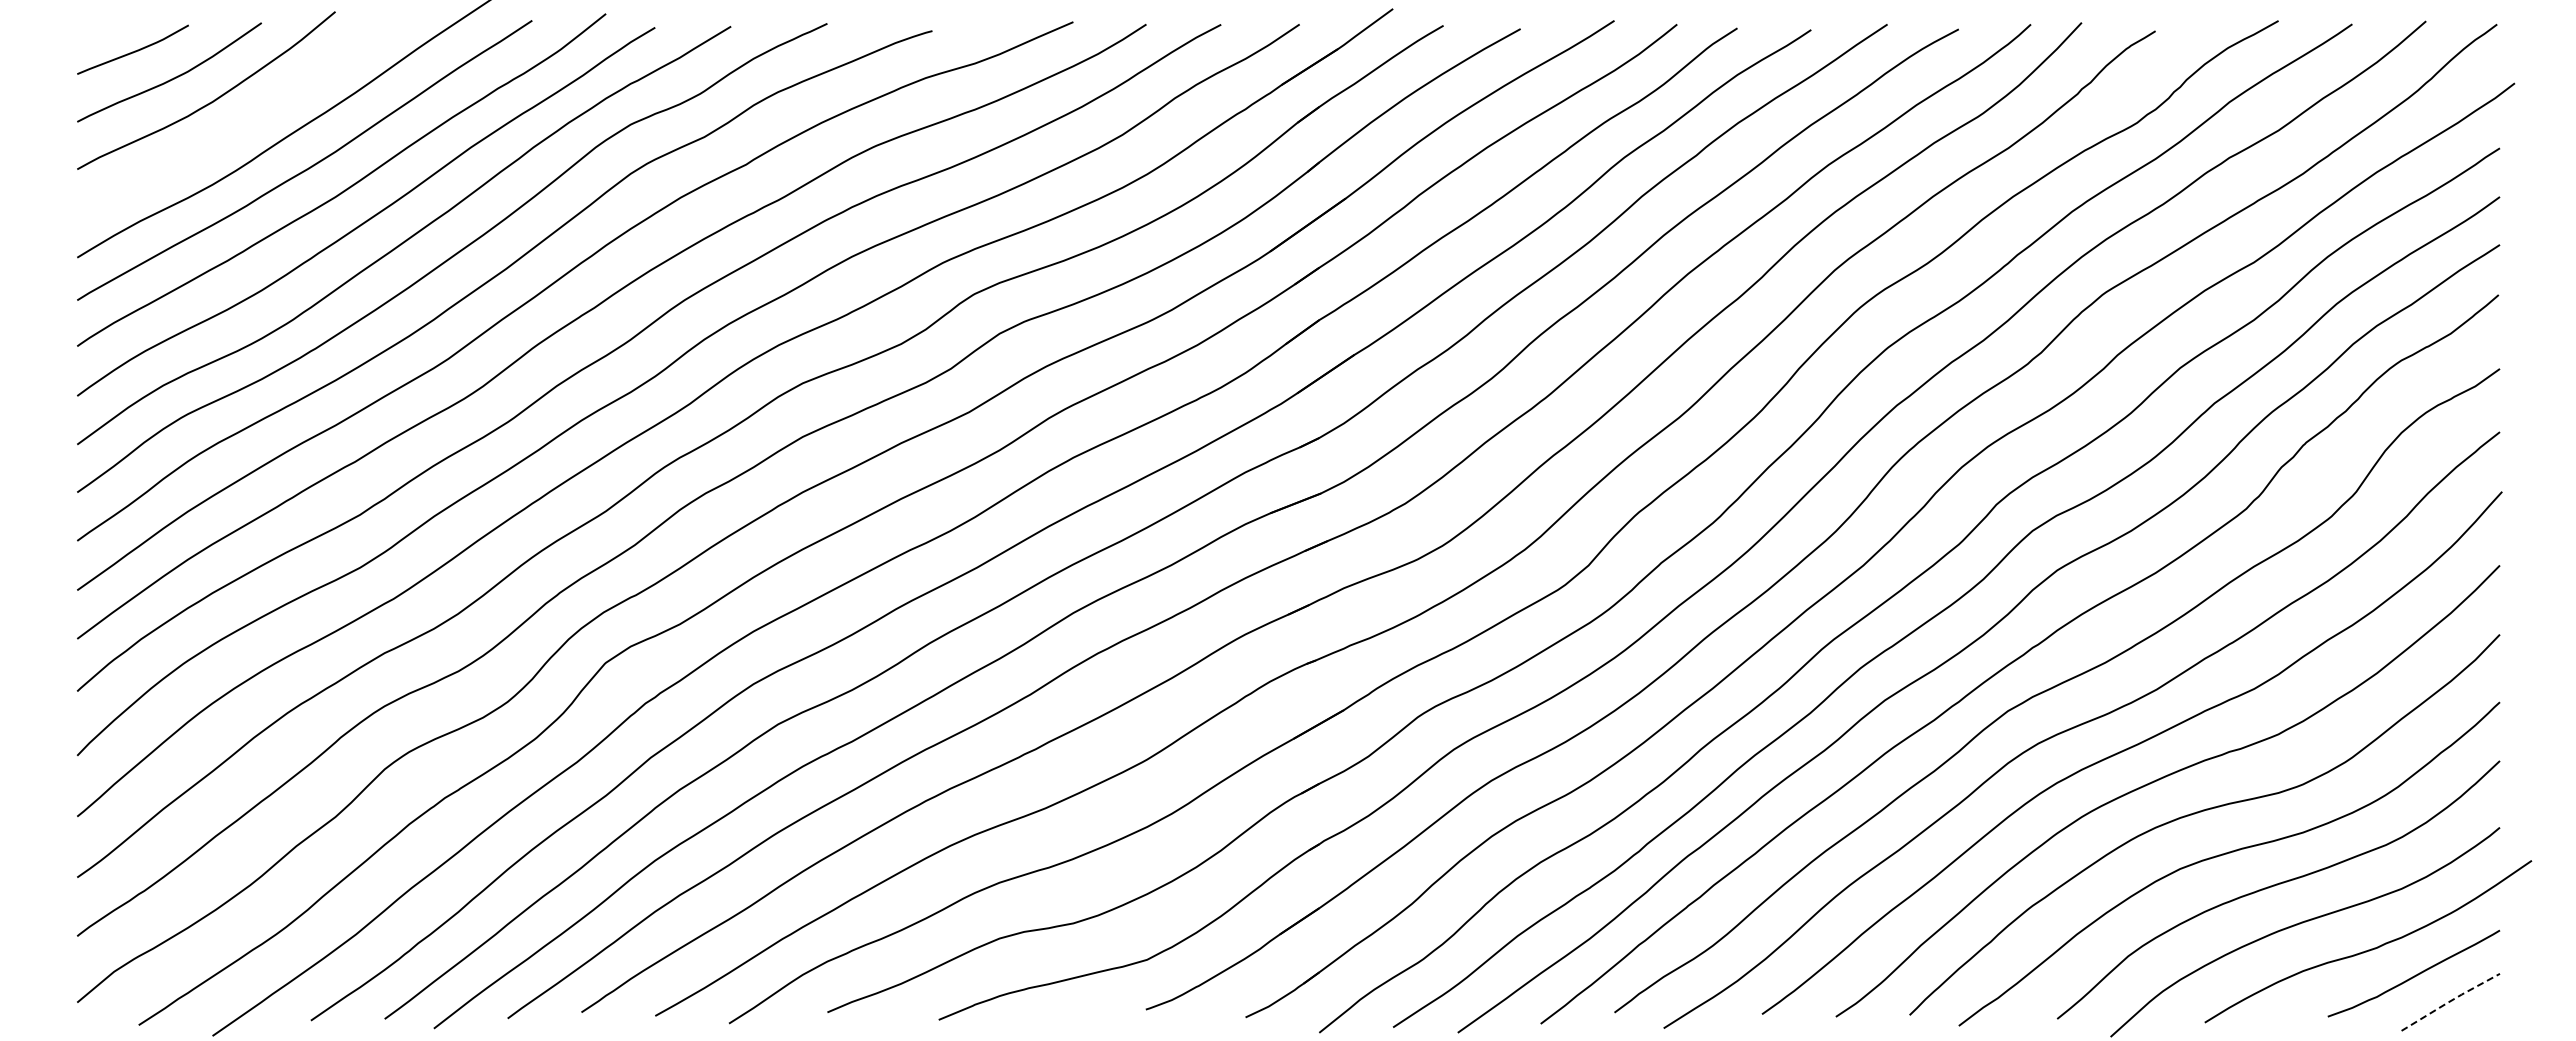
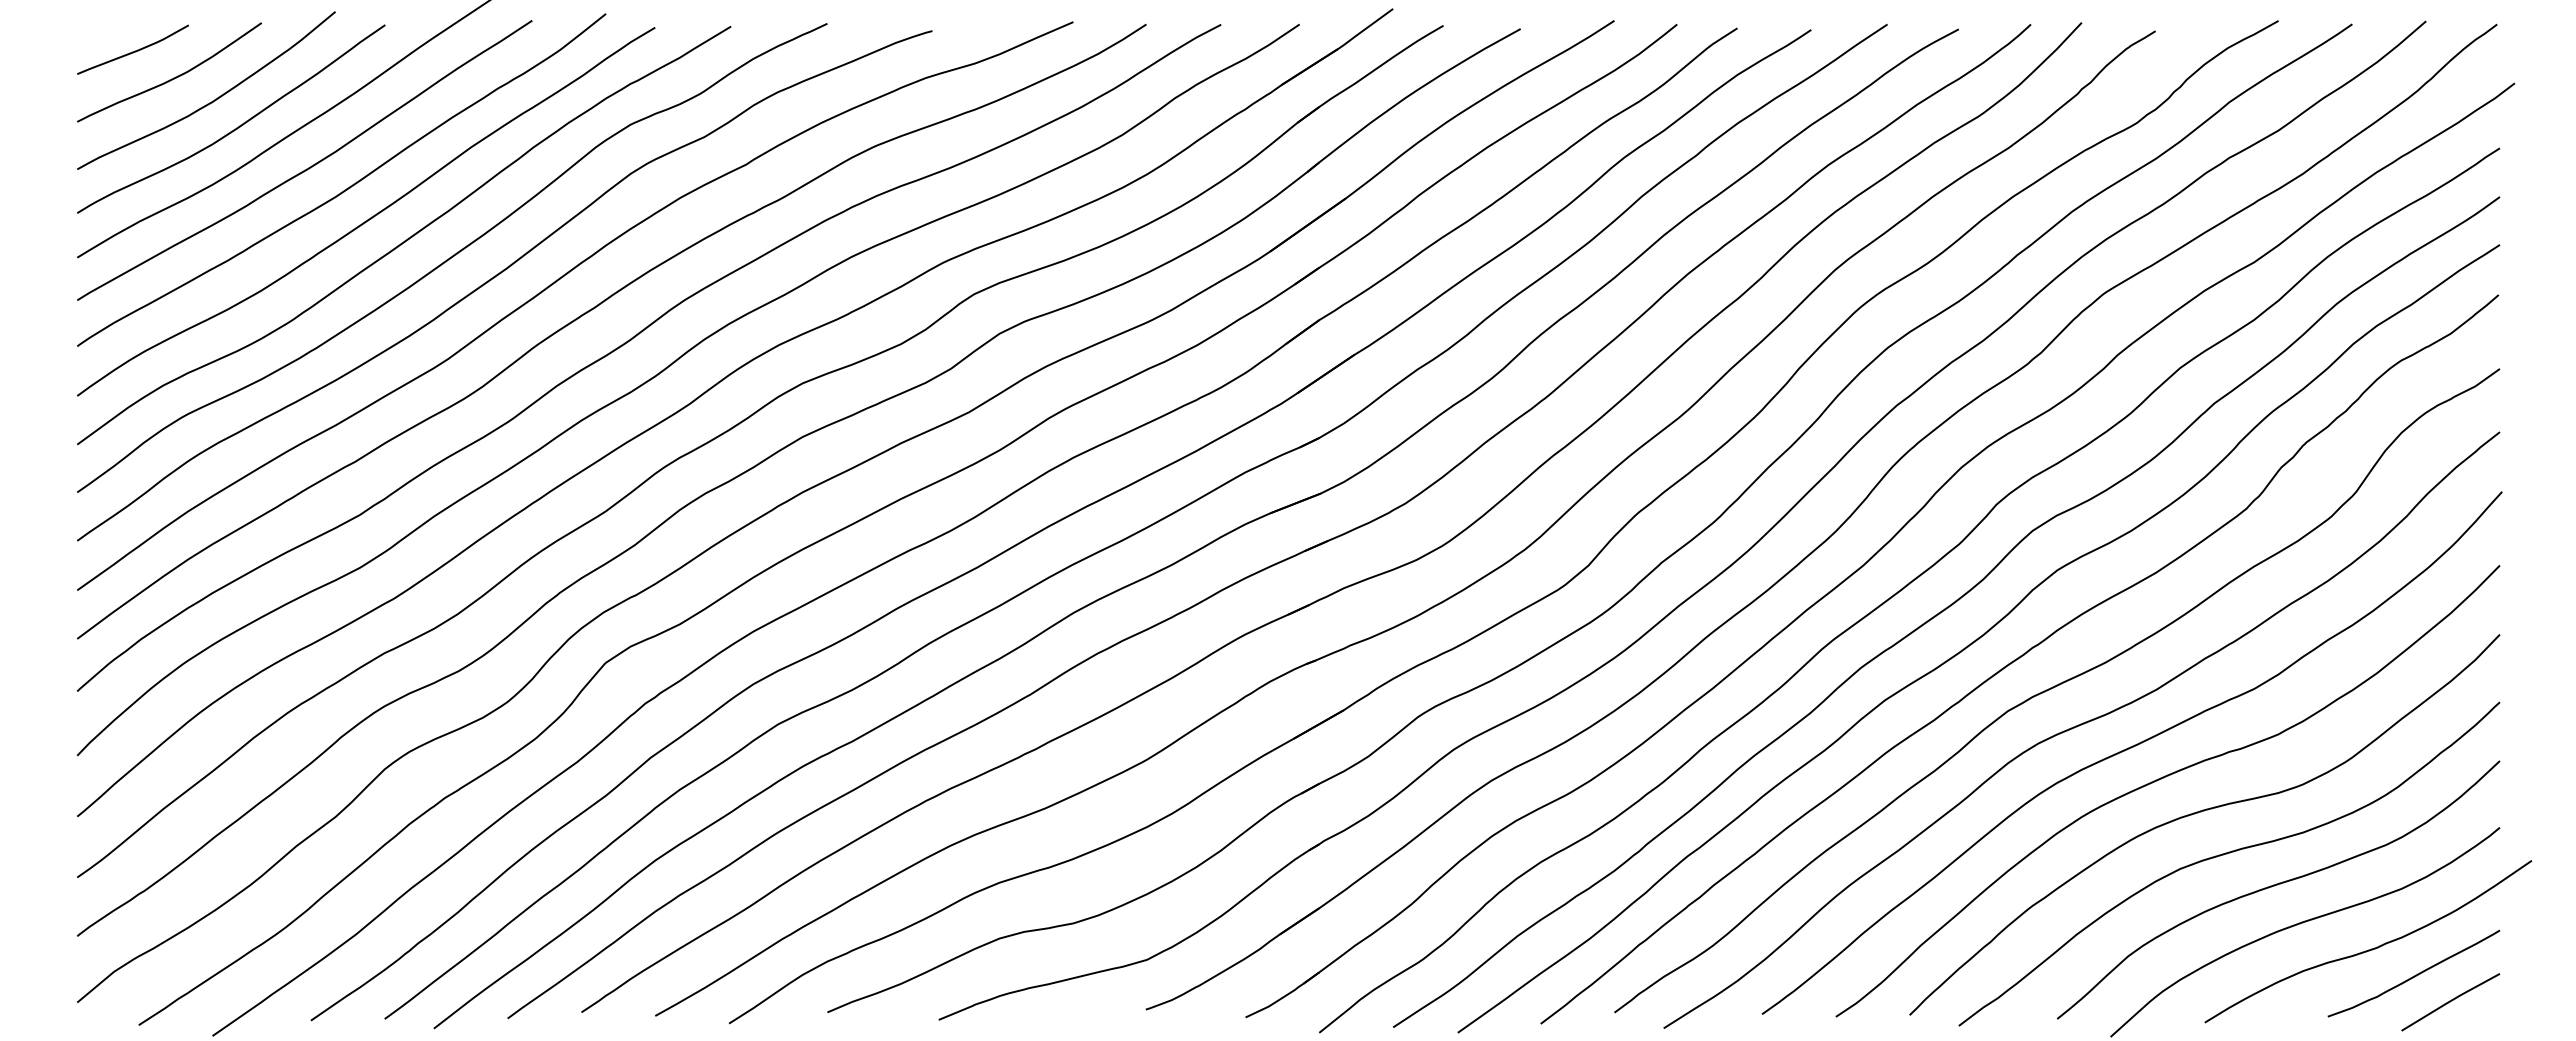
curve: none -> present (236, 127)
line: dashed -> solid (2450, 1001)
